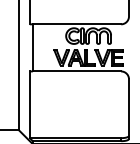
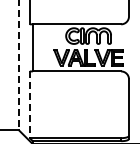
line: solid -> dashed (19, 65)
line: solid -> dashed (29, 105)
